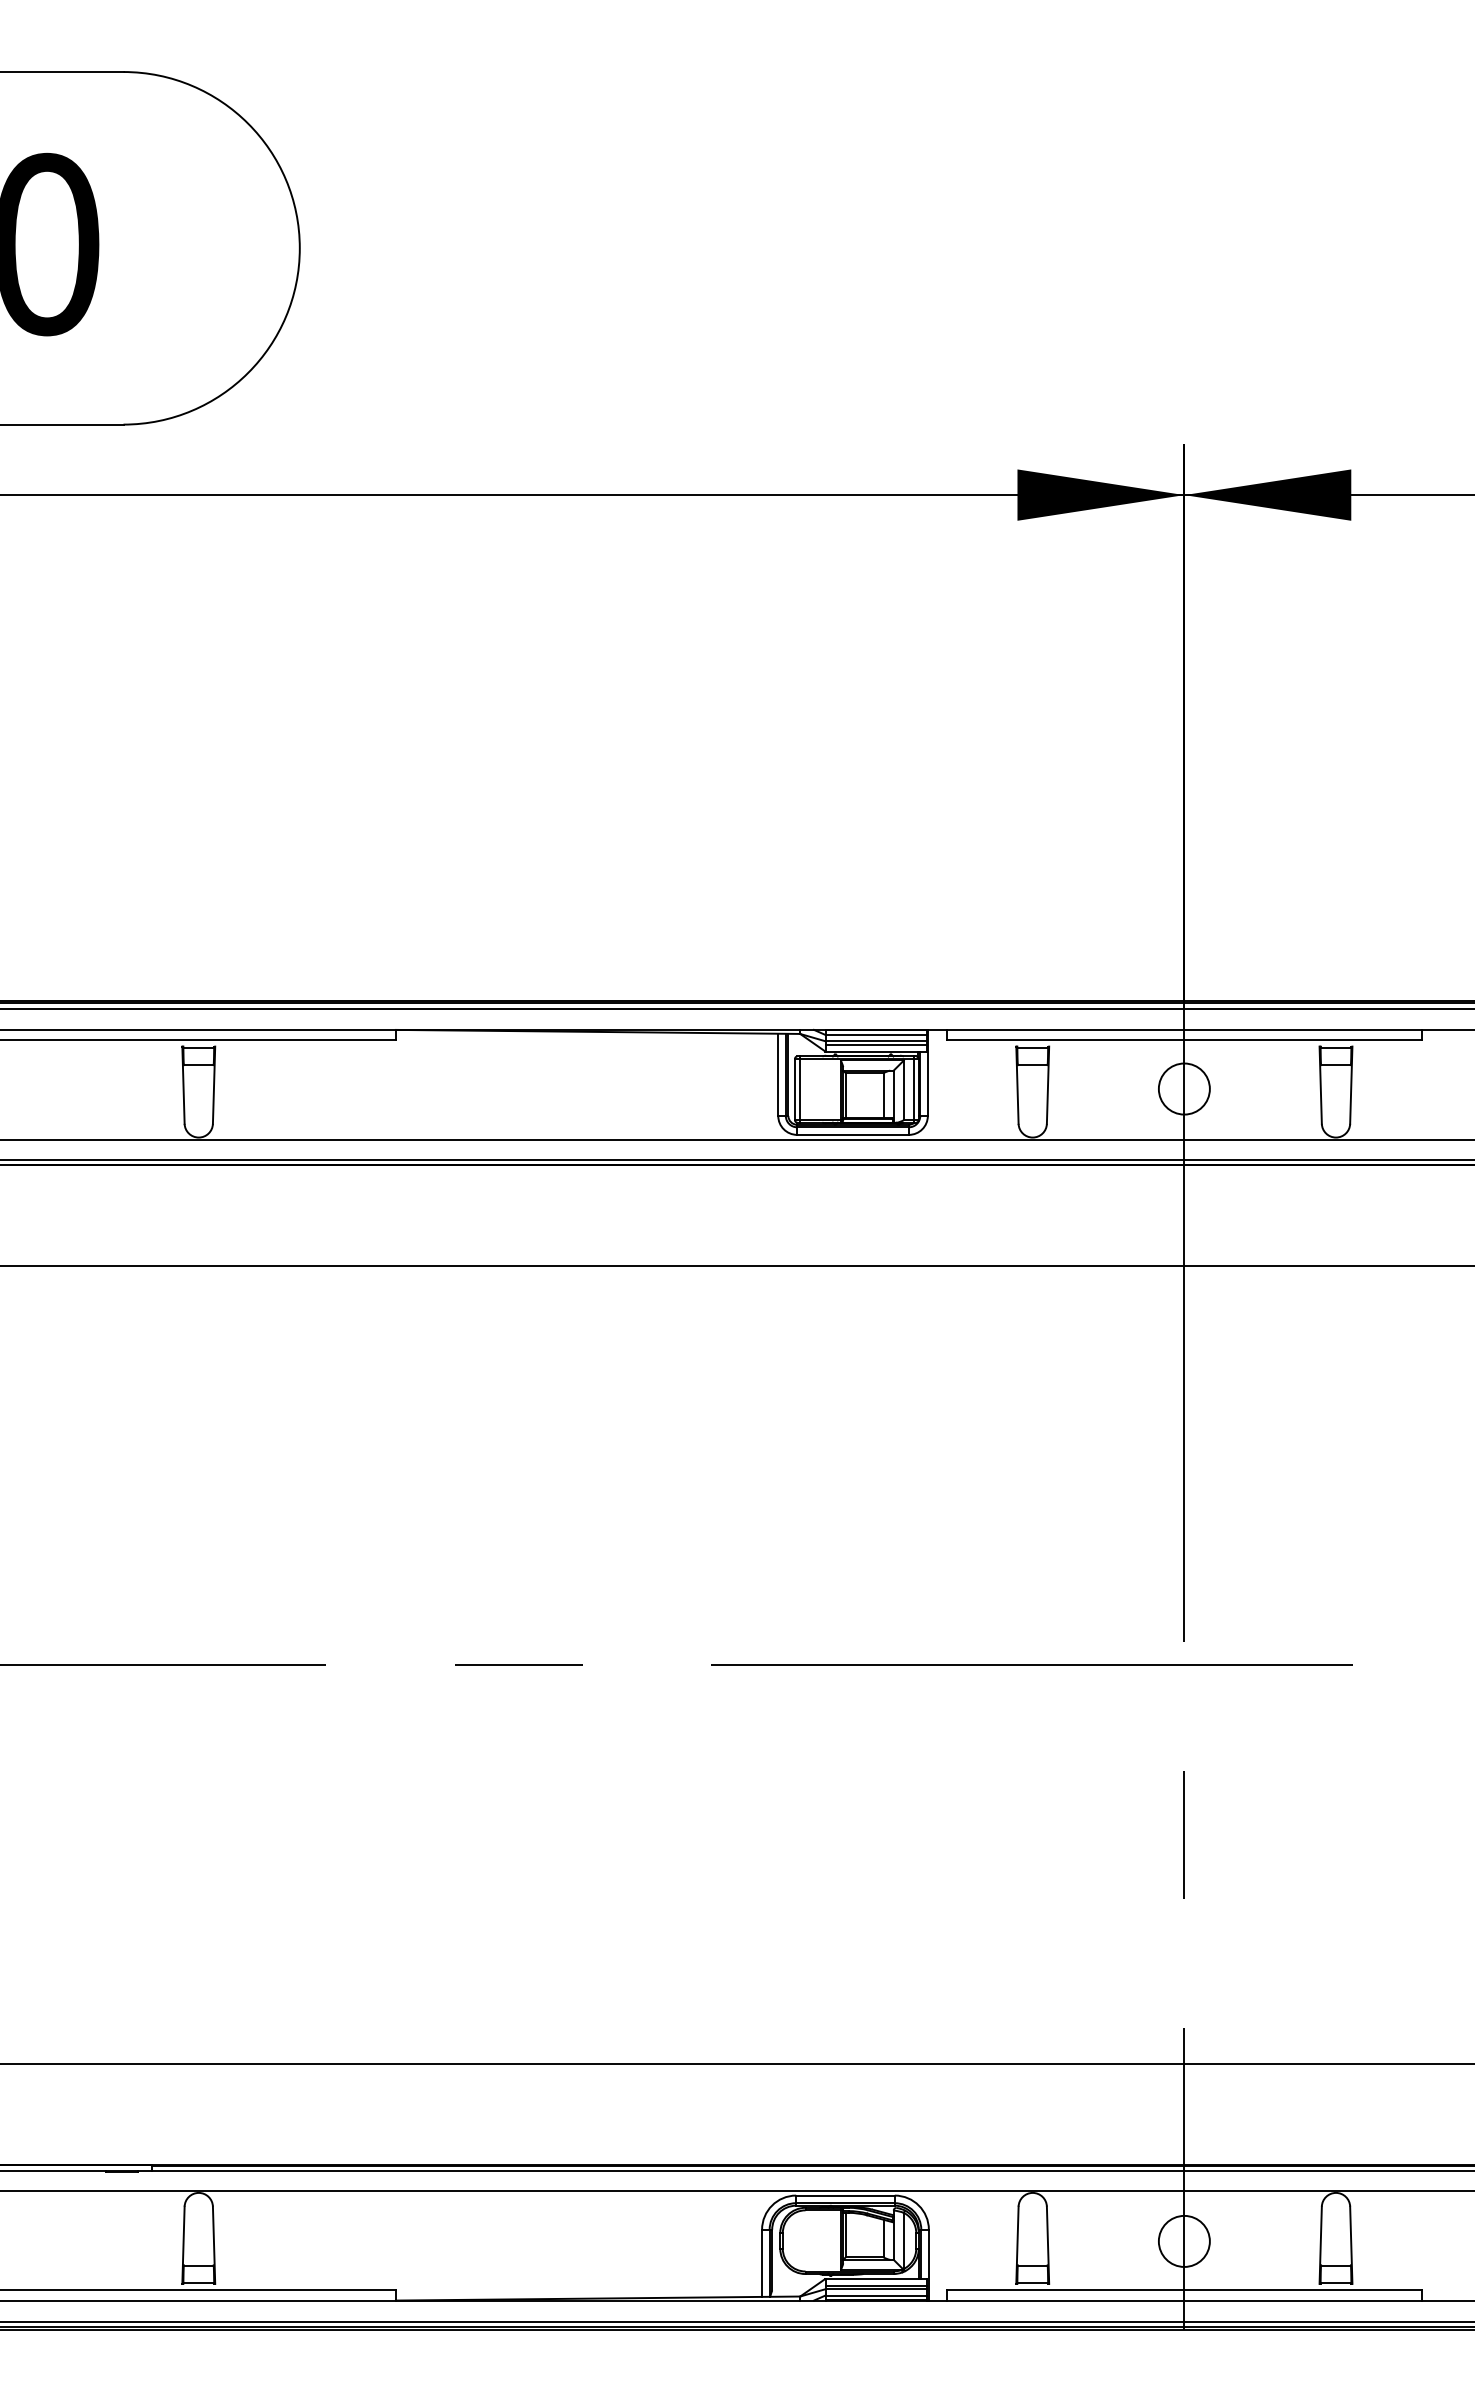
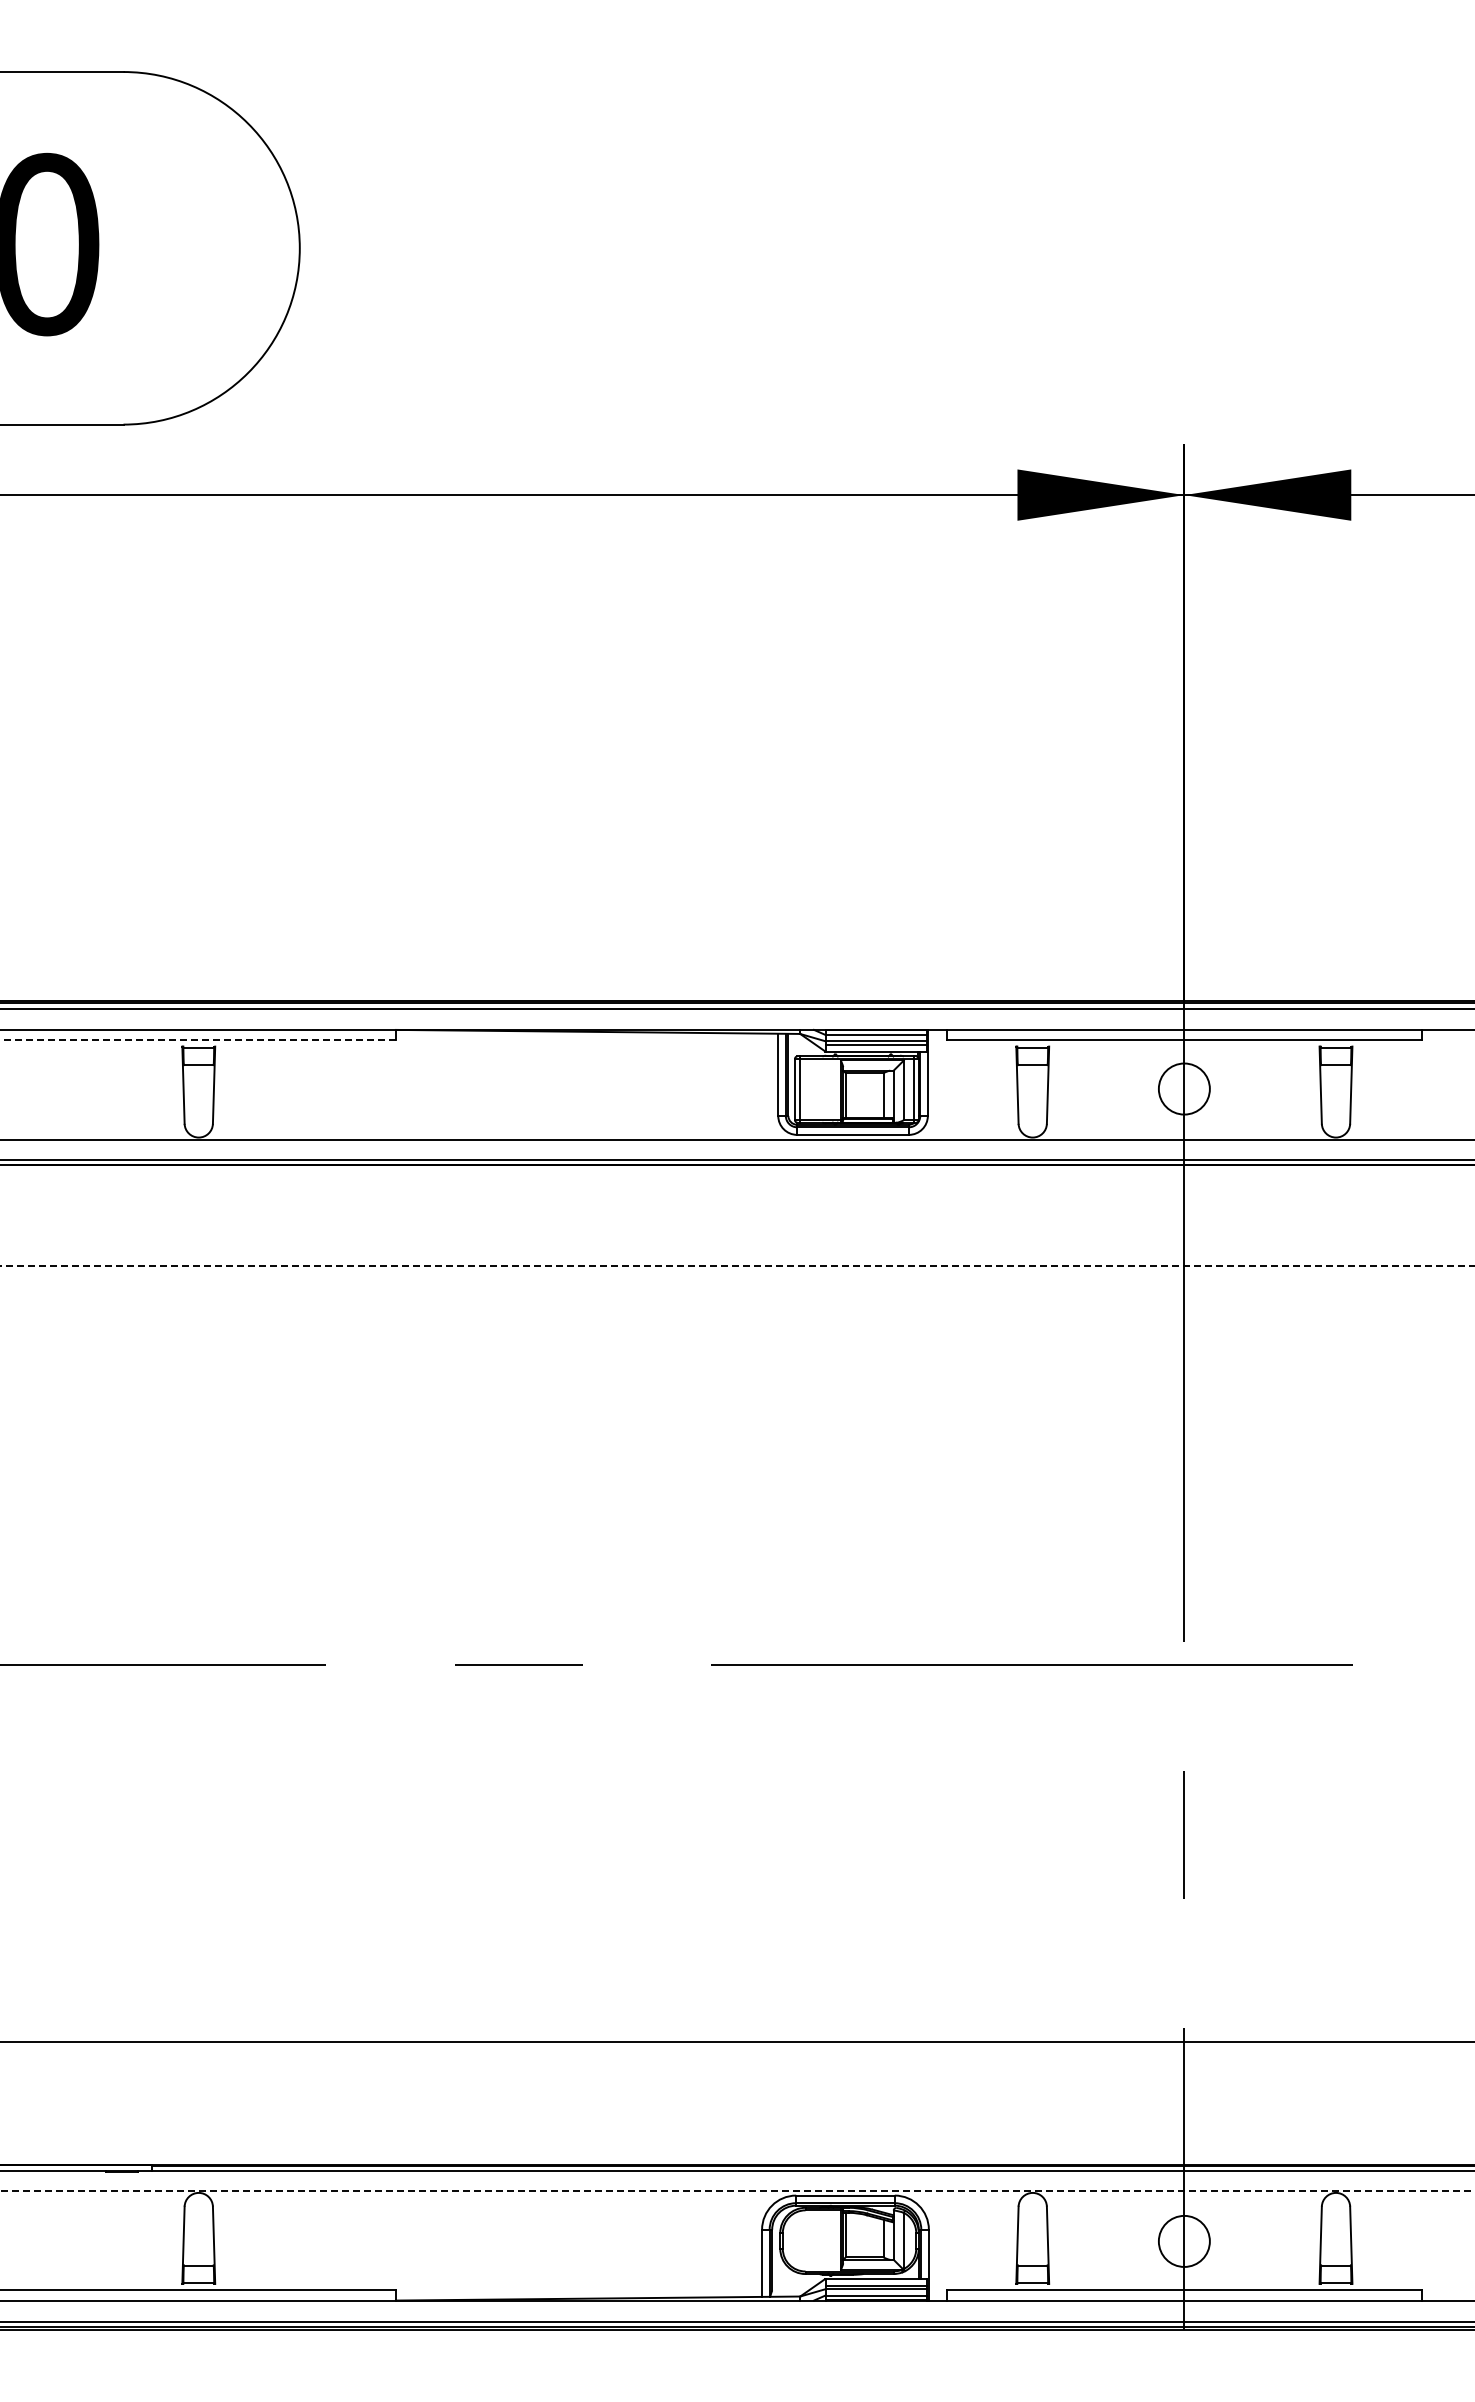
line: solid -> dashed (198, 1040)
line: solid -> dashed (737, 1266)
line position: (736, 2064) -> (736, 2042) (736, 2042)
line: solid -> dashed (737, 2190)
